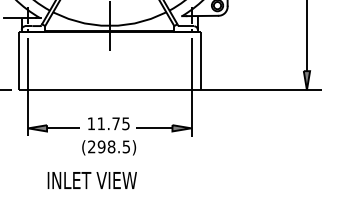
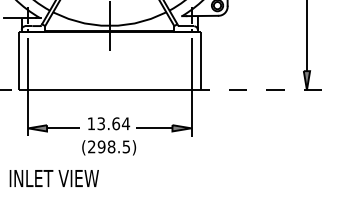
line: solid -> dashed (261, 89)
text: 11.75 -> 13.64 (113, 123)
text position: (91, 180) -> (53, 178) (53, 178)
